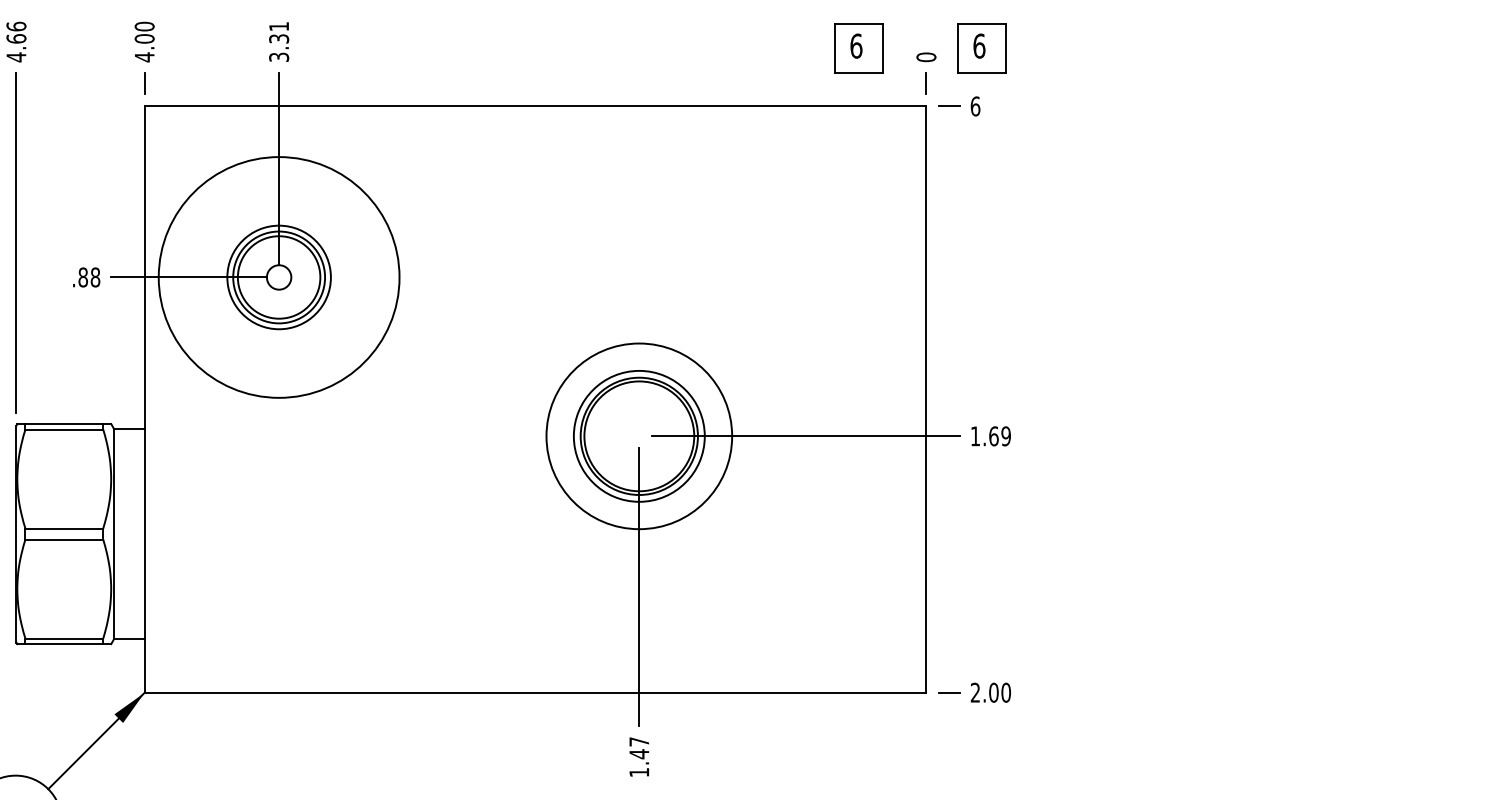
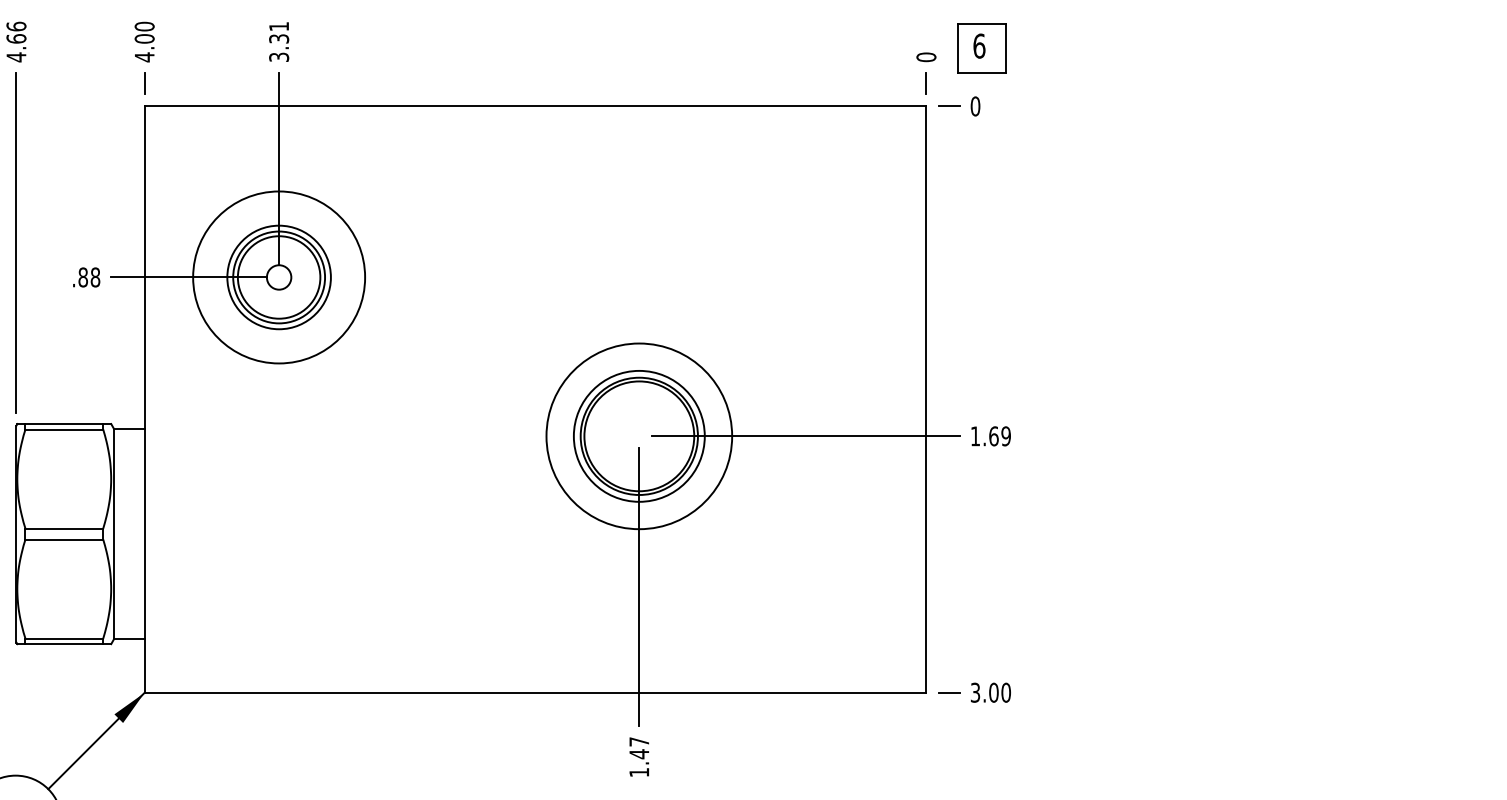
part: present -> none (858, 48)
text: 6 -> 0 (975, 106)
circle diameter: 241 px -> 172 px (279, 277)
text: 2.00 -> 3.00 (975, 692)
